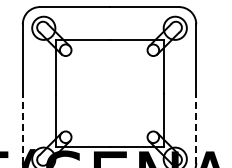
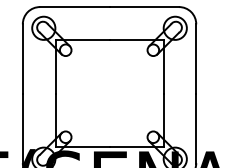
line: dashed -> solid (22, 128)
line: dashed -> solid (196, 128)
